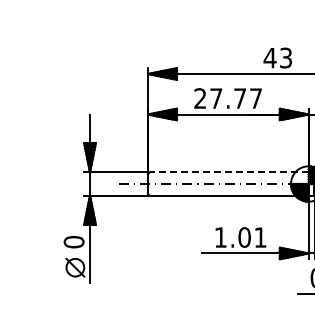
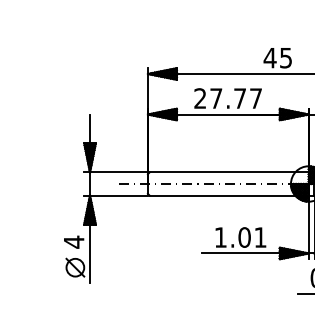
text: 43 -> 45 (285, 57)
line: dashed -> solid (229, 172)
text: 0 -> 4 (73, 241)
